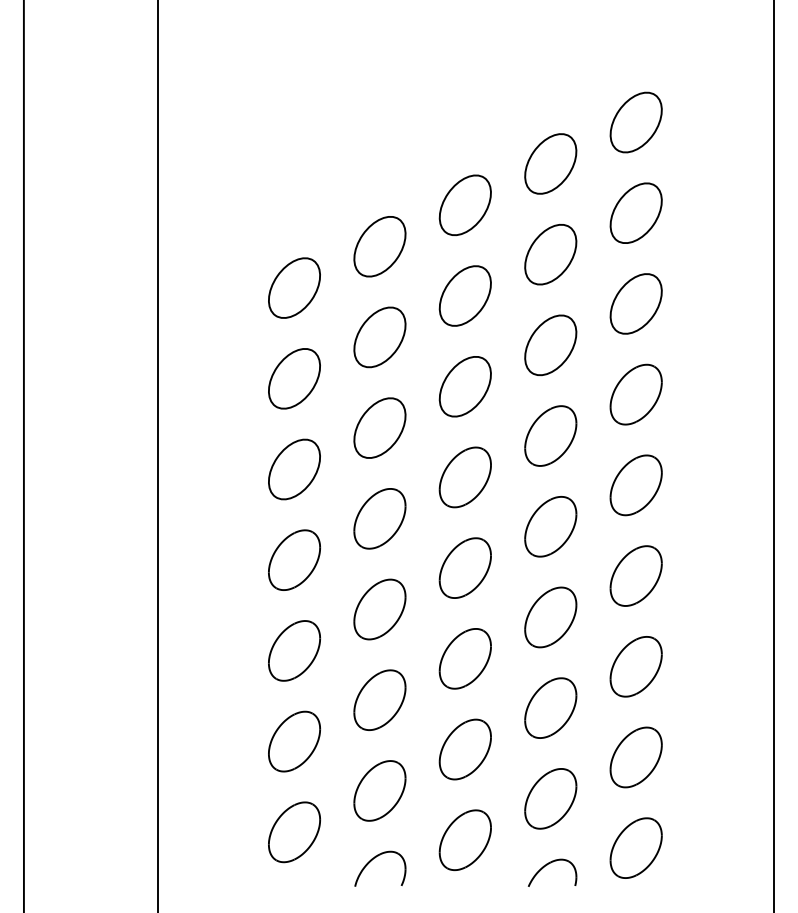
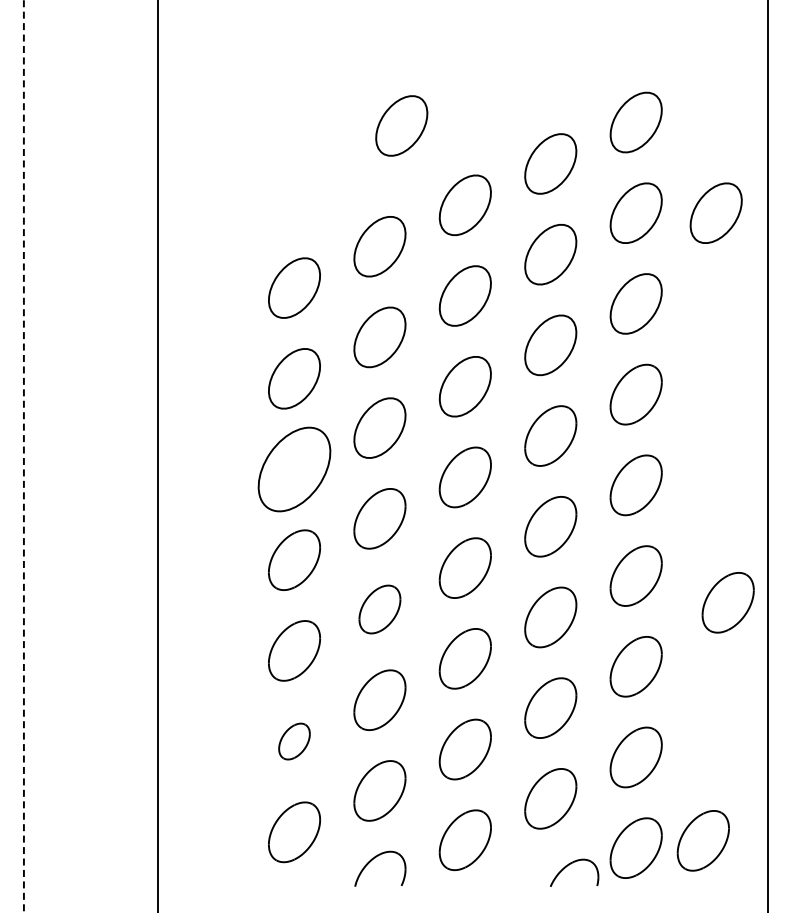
part: none -> present (401, 125)
part: none -> present (715, 212)
line: solid -> dashed (23, 455)
line position: (774, 455) -> (768, 455) (768, 455)
part size: 53x63 px -> 75x87 px (294, 469)
part: none -> present (727, 602)
part size: 54x63 px -> 44x51 px (379, 609)
part size: 53x63 px -> 33x39 px (294, 741)
part: none -> present (702, 840)
part position: (549, 864) -> (571, 864) (571, 864)
